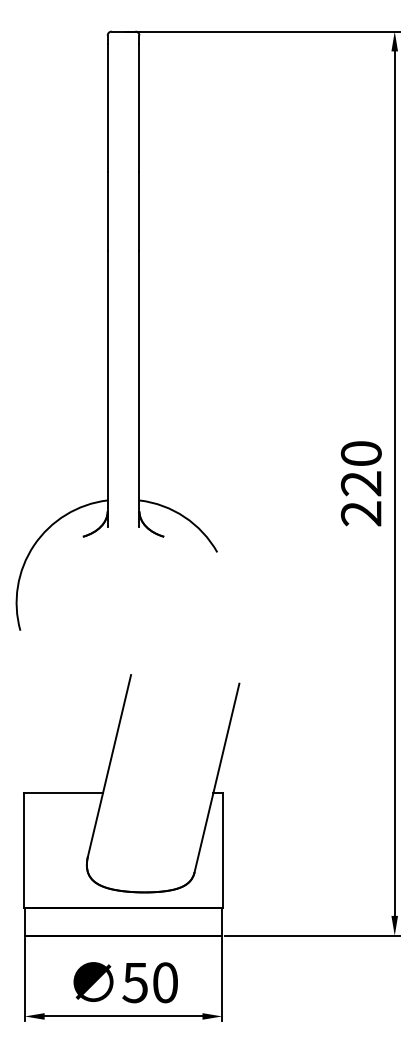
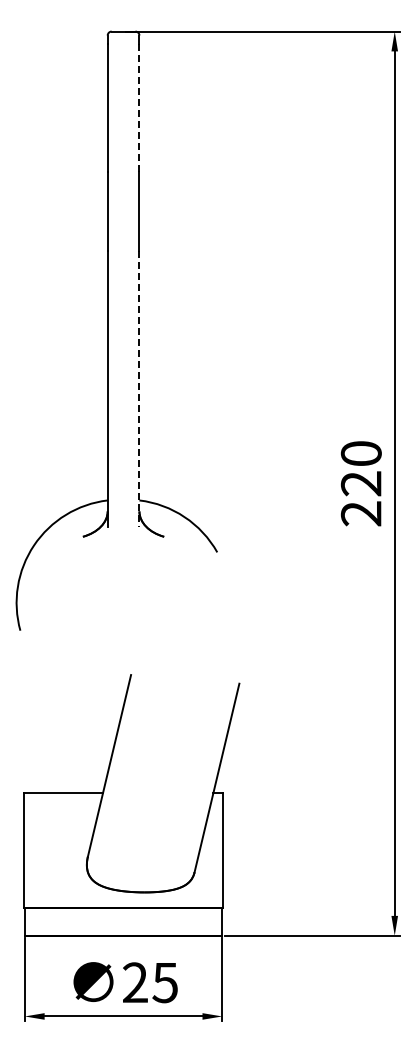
line: solid -> dashed (139, 107)
line: solid -> dashed (139, 389)
text: 50 -> 25 (149, 982)
